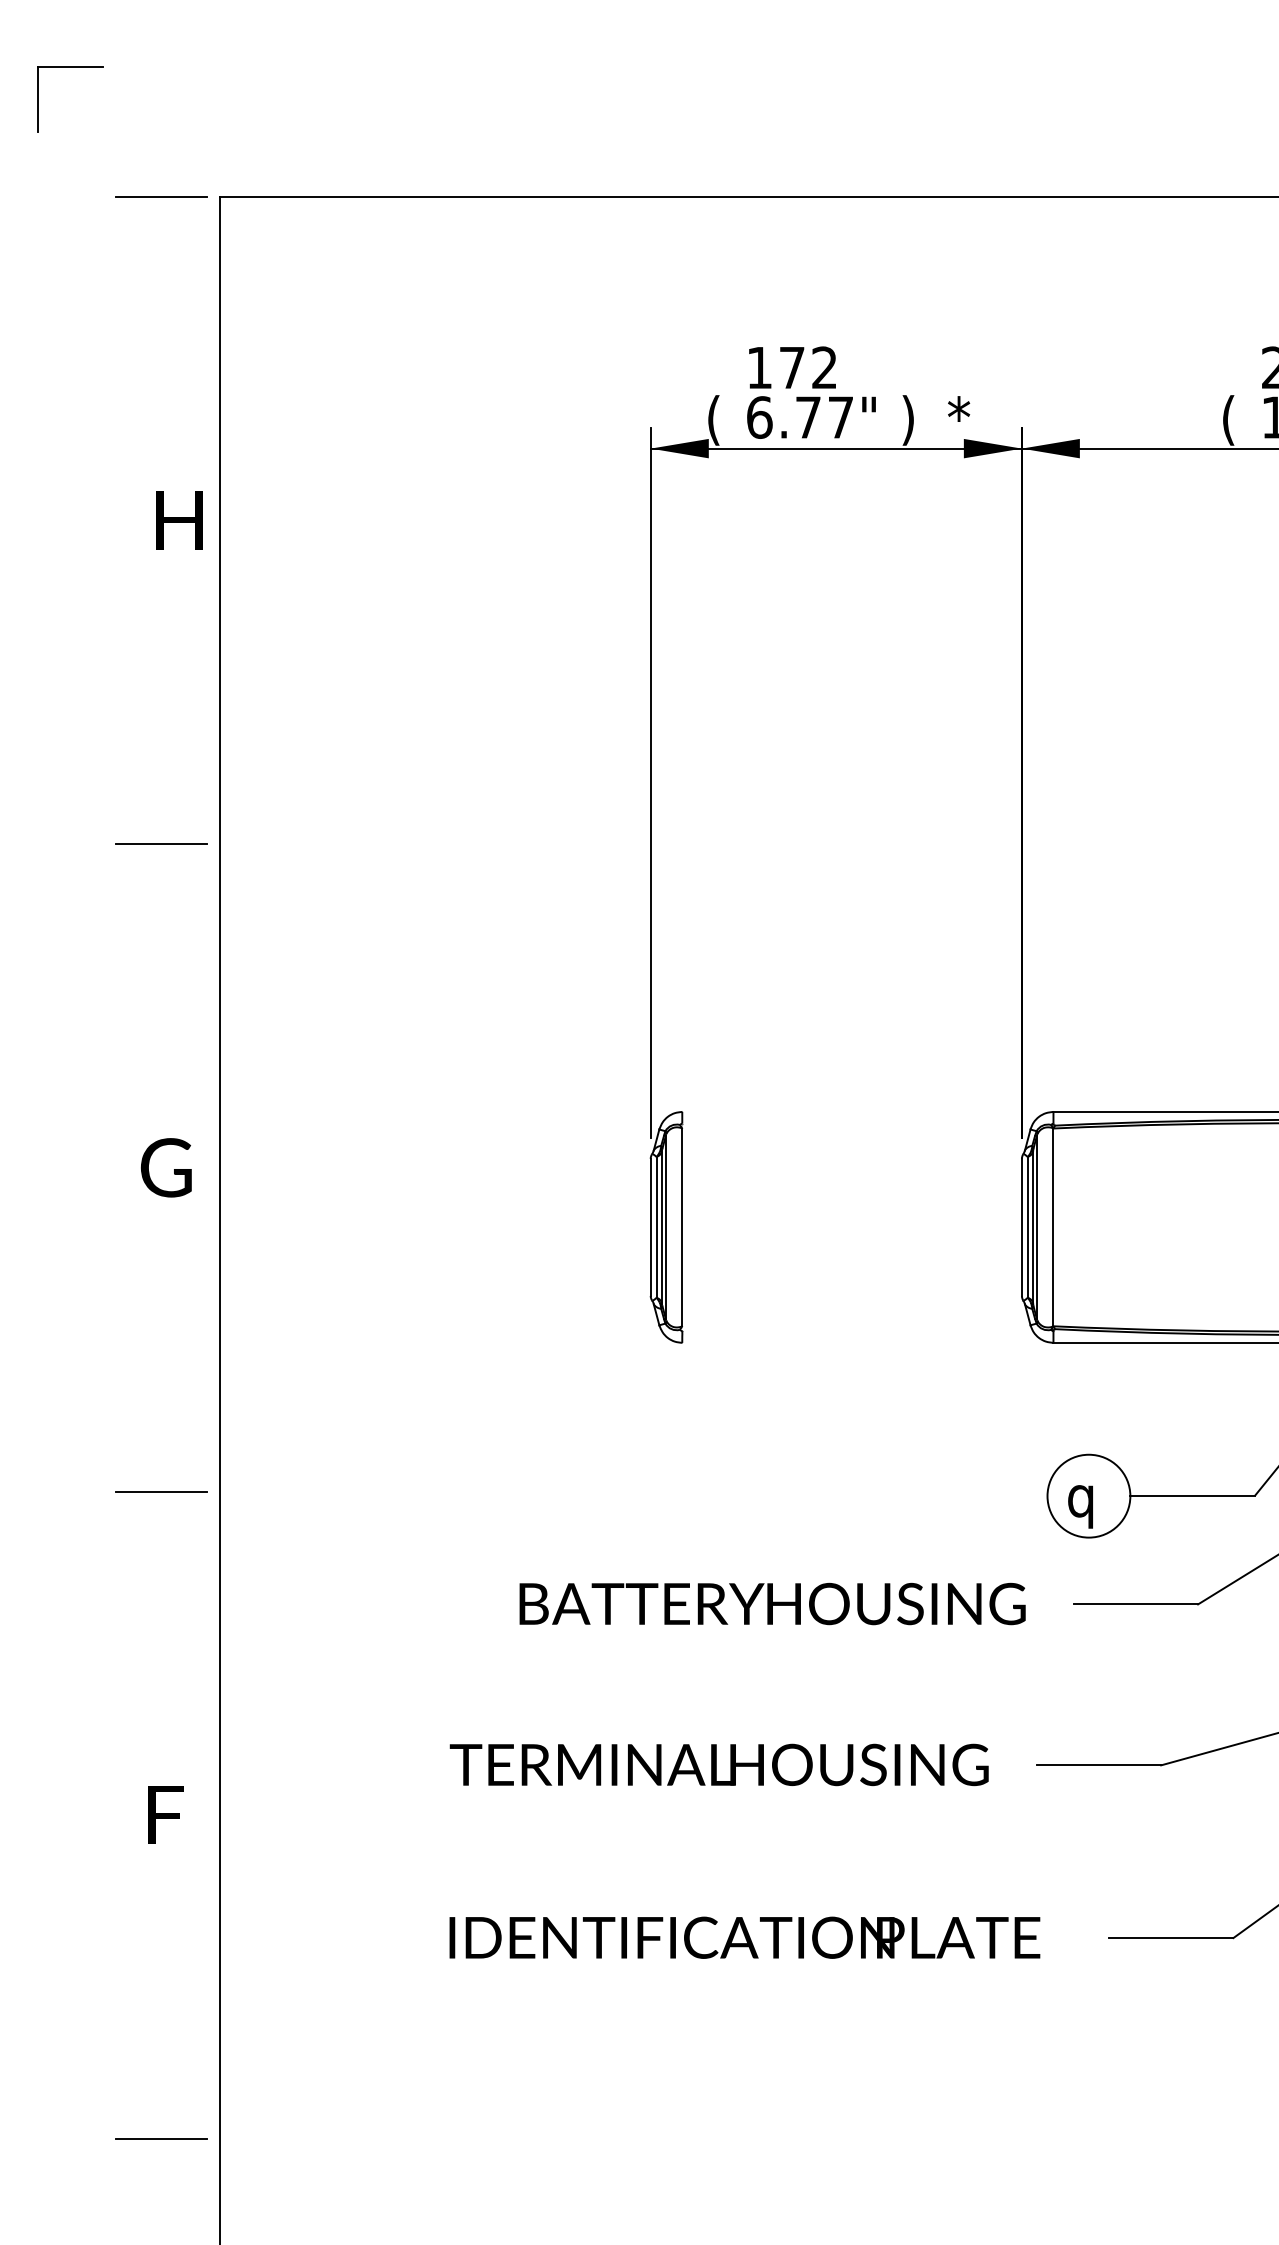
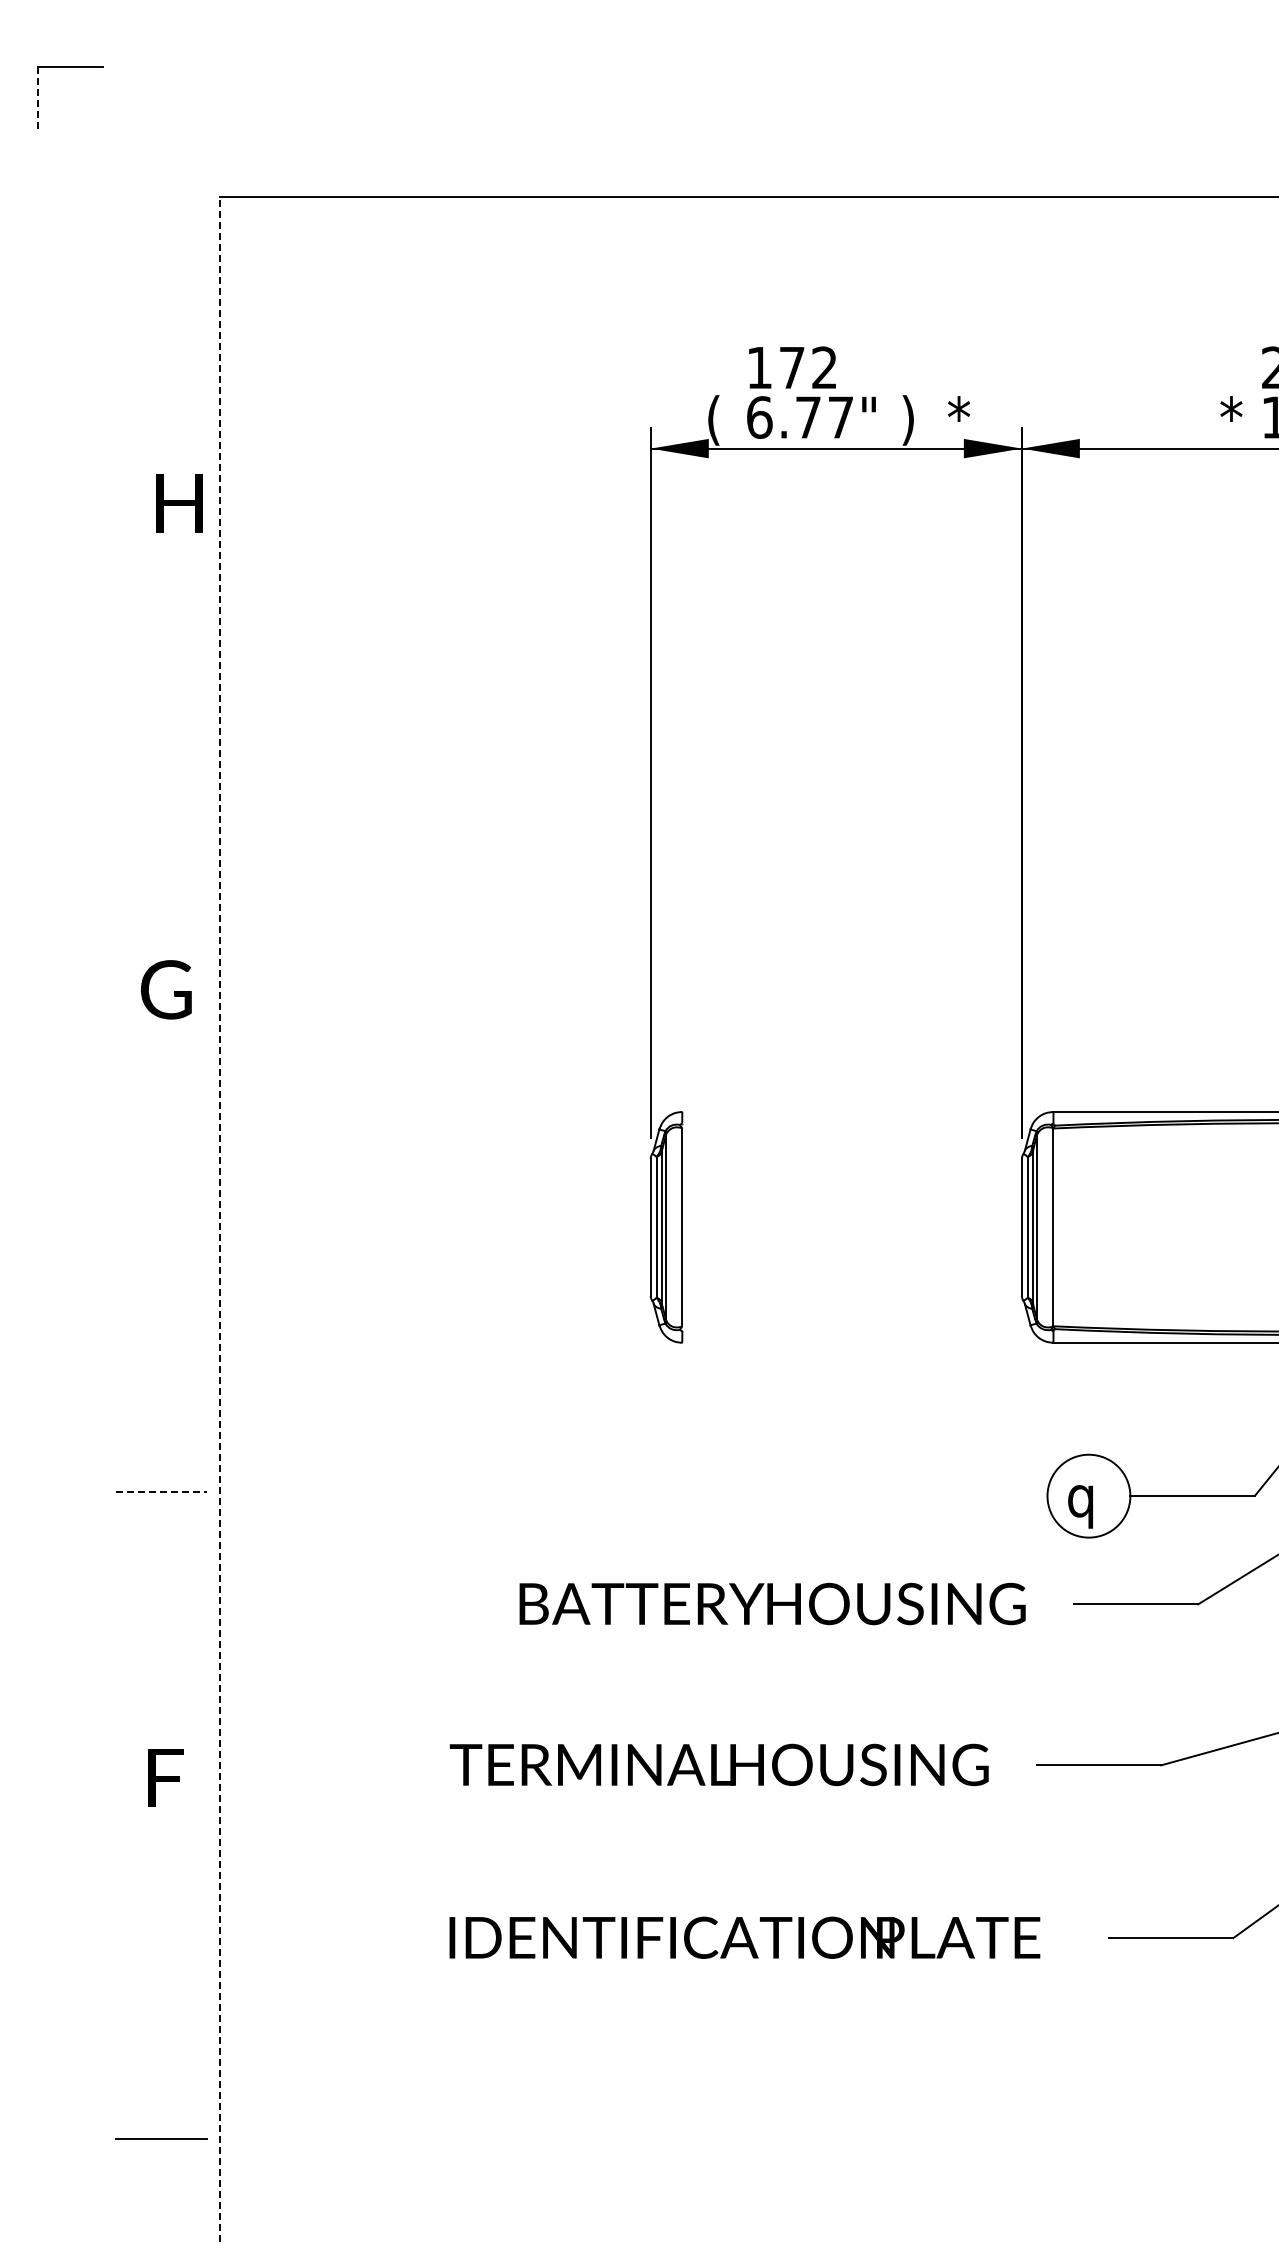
line: solid -> dashed (38, 100)
line: present -> none (160, 196)
text: ( -> * (1231, 420)
text position: (179, 520) -> (179, 503) (179, 503)
line: present -> none (161, 843)
text position: (166, 1167) -> (166, 989) (166, 989)
line: solid -> dashed (219, 1220)
line: solid -> dashed (161, 1491)
text position: (165, 1814) -> (165, 1777) (165, 1777)
